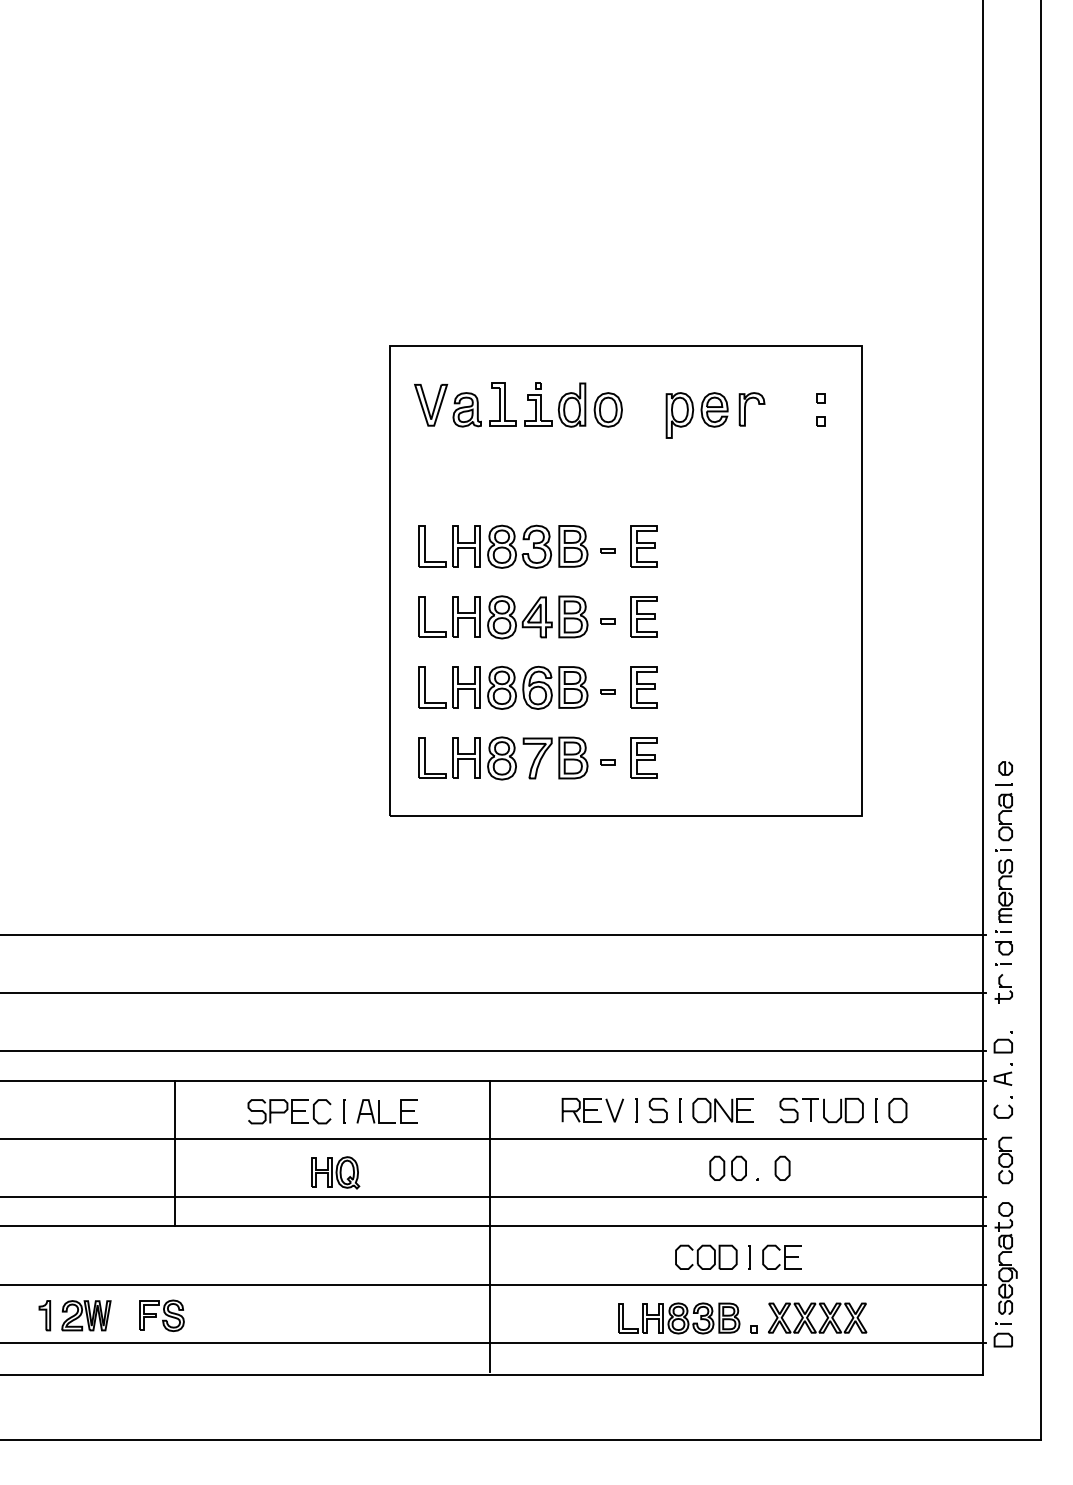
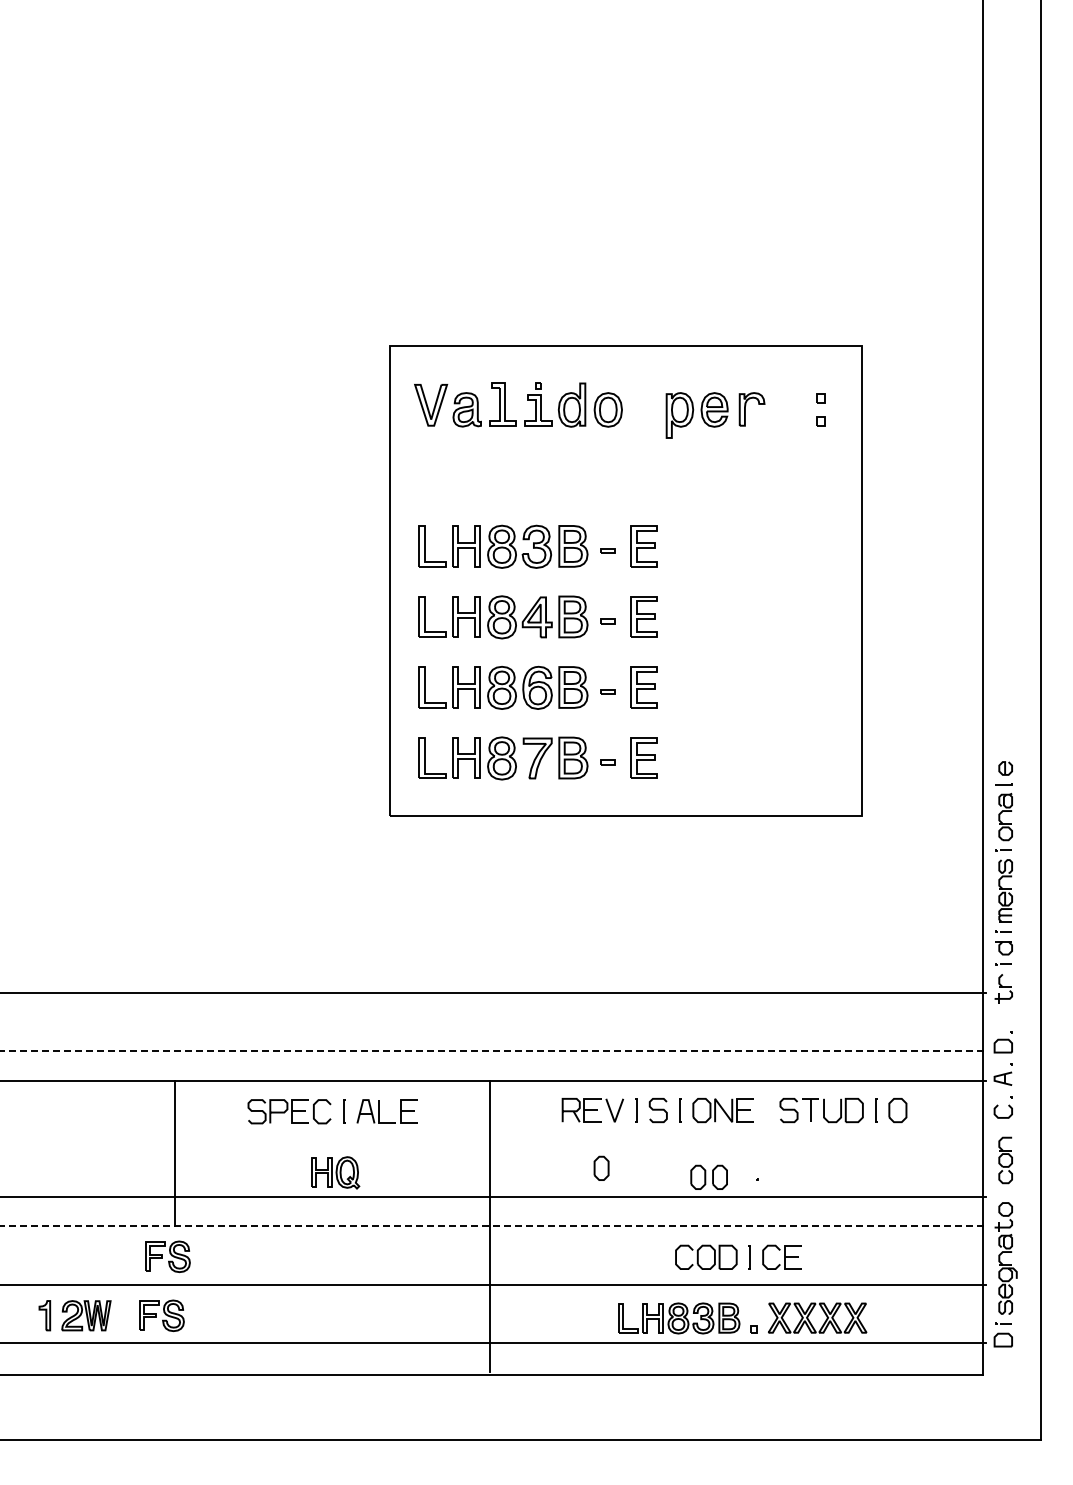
line: present -> none (493, 934)
line: solid -> dashed (492, 1051)
line: present -> none (493, 1138)
part position: (727, 1167) -> (708, 1176) (708, 1176)
part position: (782, 1167) -> (601, 1167) (601, 1167)
line: solid -> dashed (492, 1226)
part: none -> present (167, 1256)
